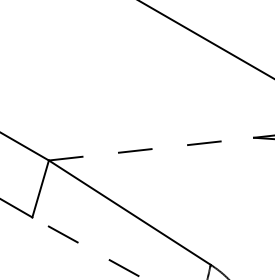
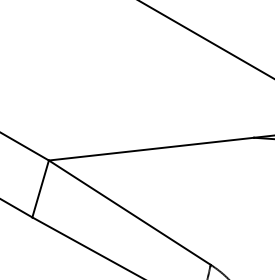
line: dashed -> solid (151, 149)
line: dashed -> solid (88, 248)
